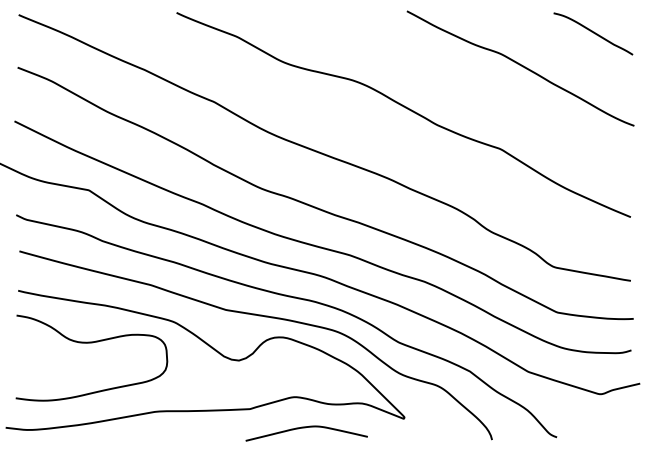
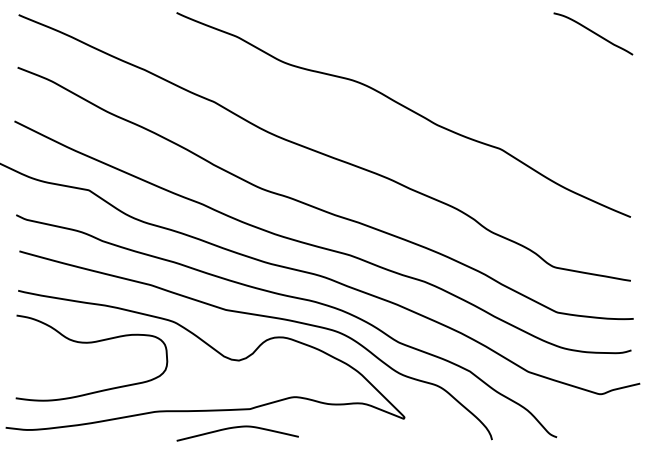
curve: present -> none (521, 66)
curve position: (305, 428) -> (236, 428) (236, 428)
